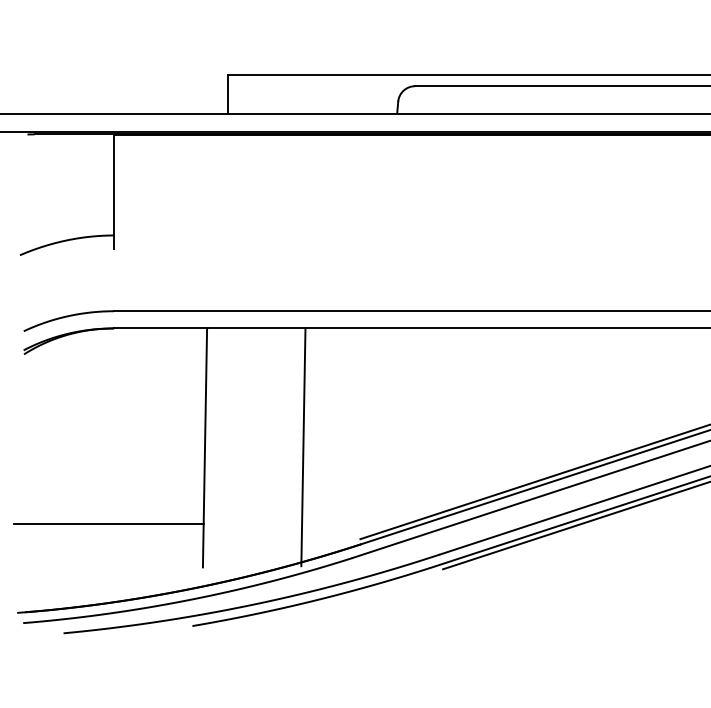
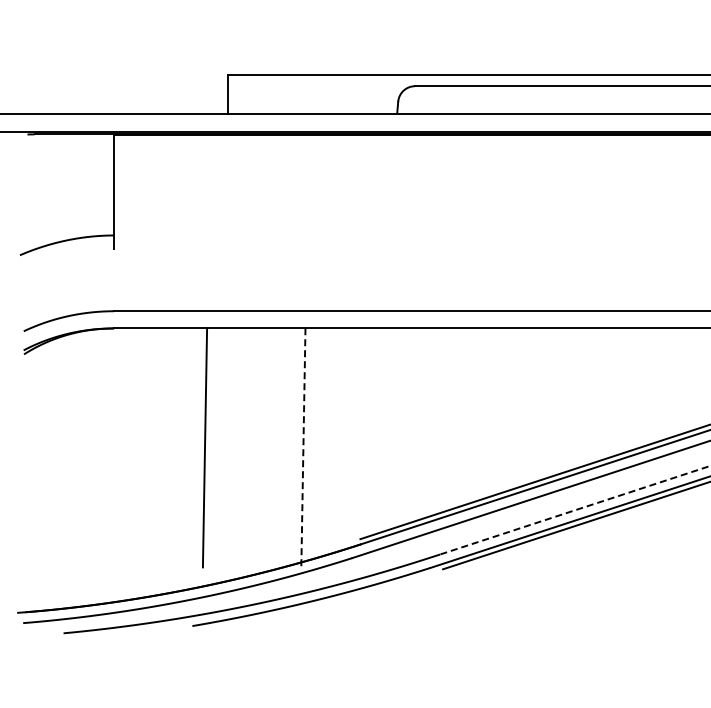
line: solid -> dashed (303, 447)
line: solid -> dashed (574, 510)
line: present -> none (108, 523)
